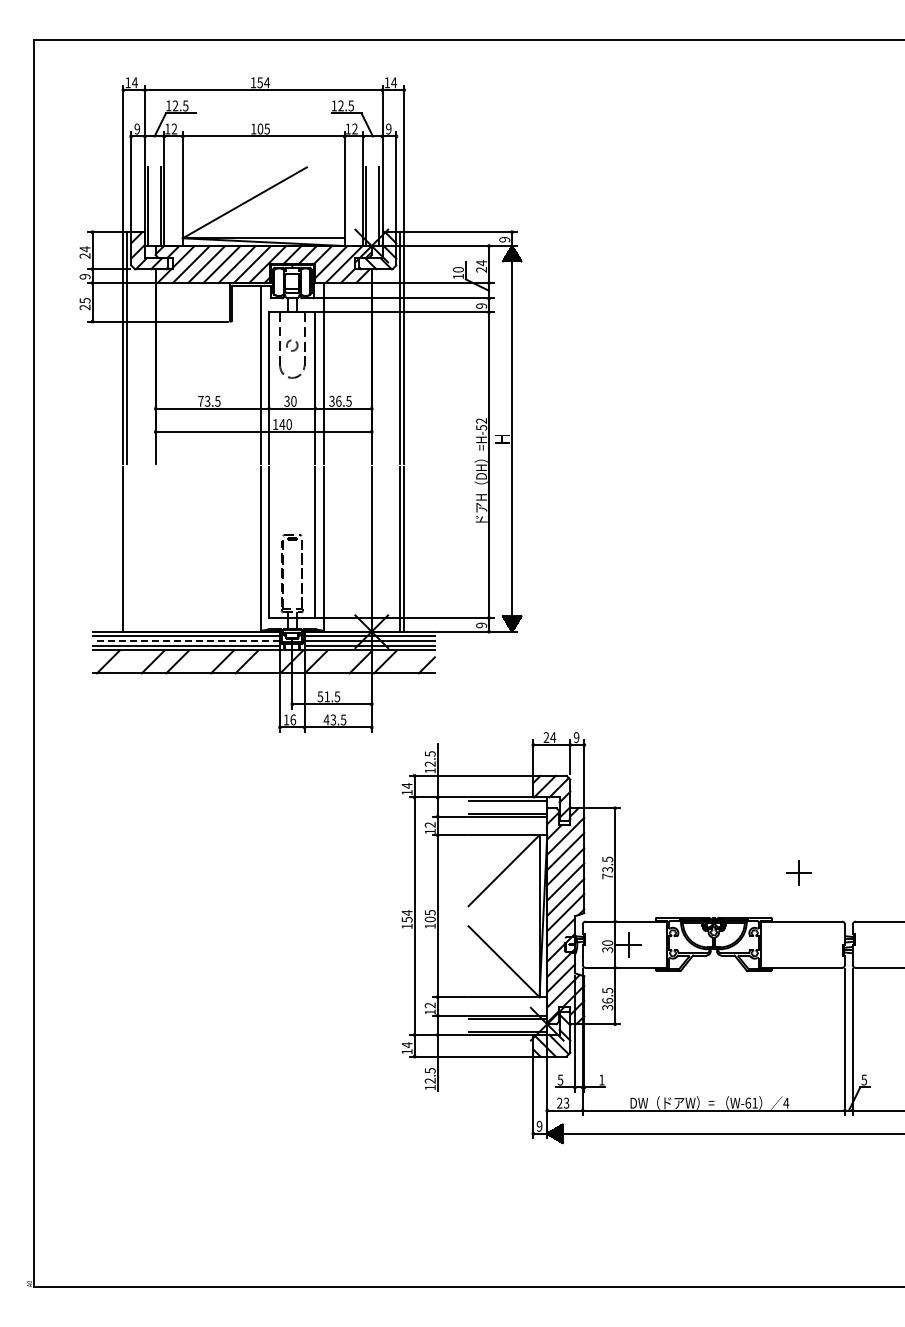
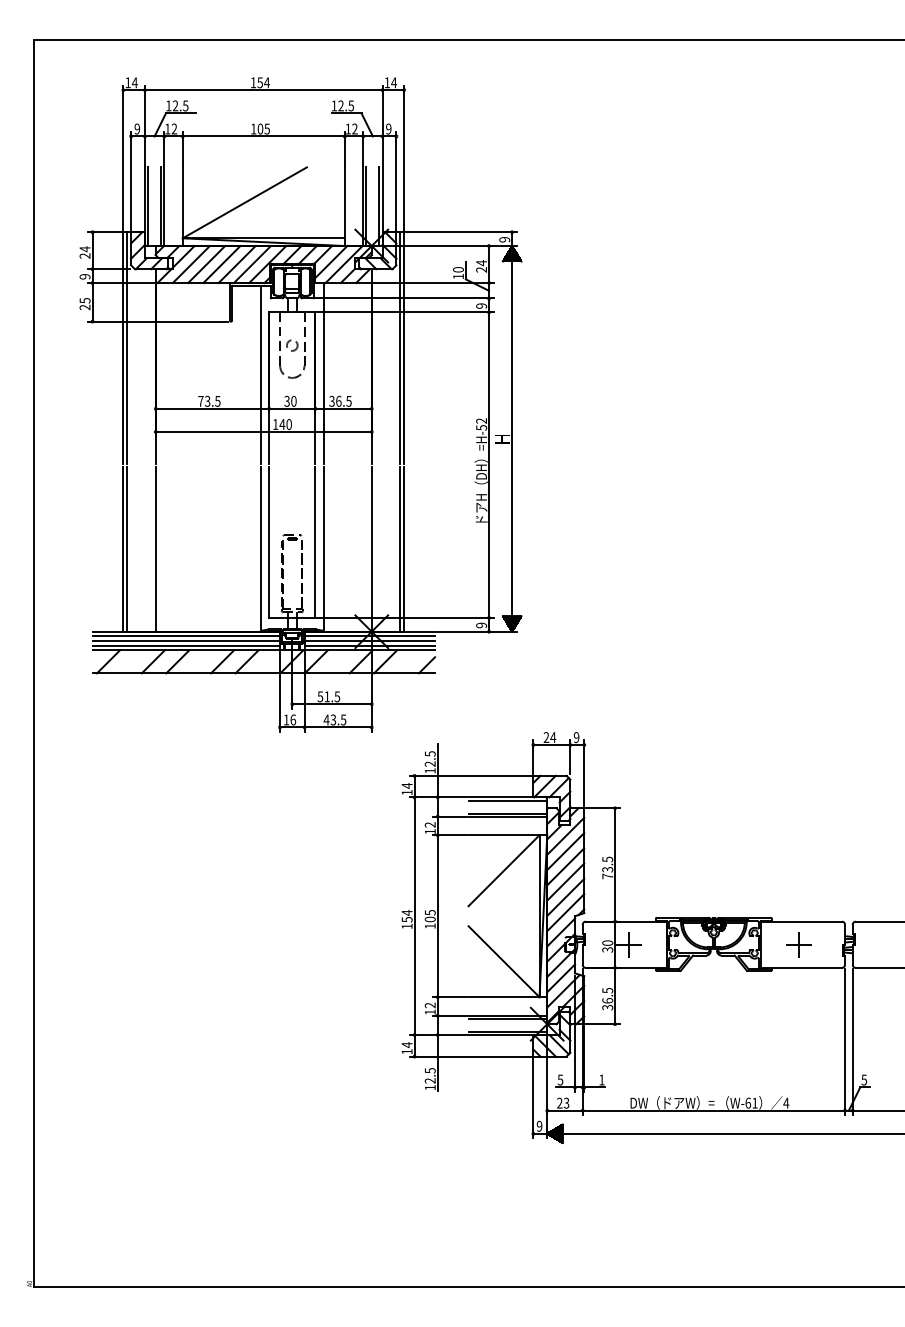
line: none -> present (127, 548)
line: none -> present (155, 548)
line: dashed -> solid (186, 641)
part position: (798, 872) -> (798, 944) (798, 944)
